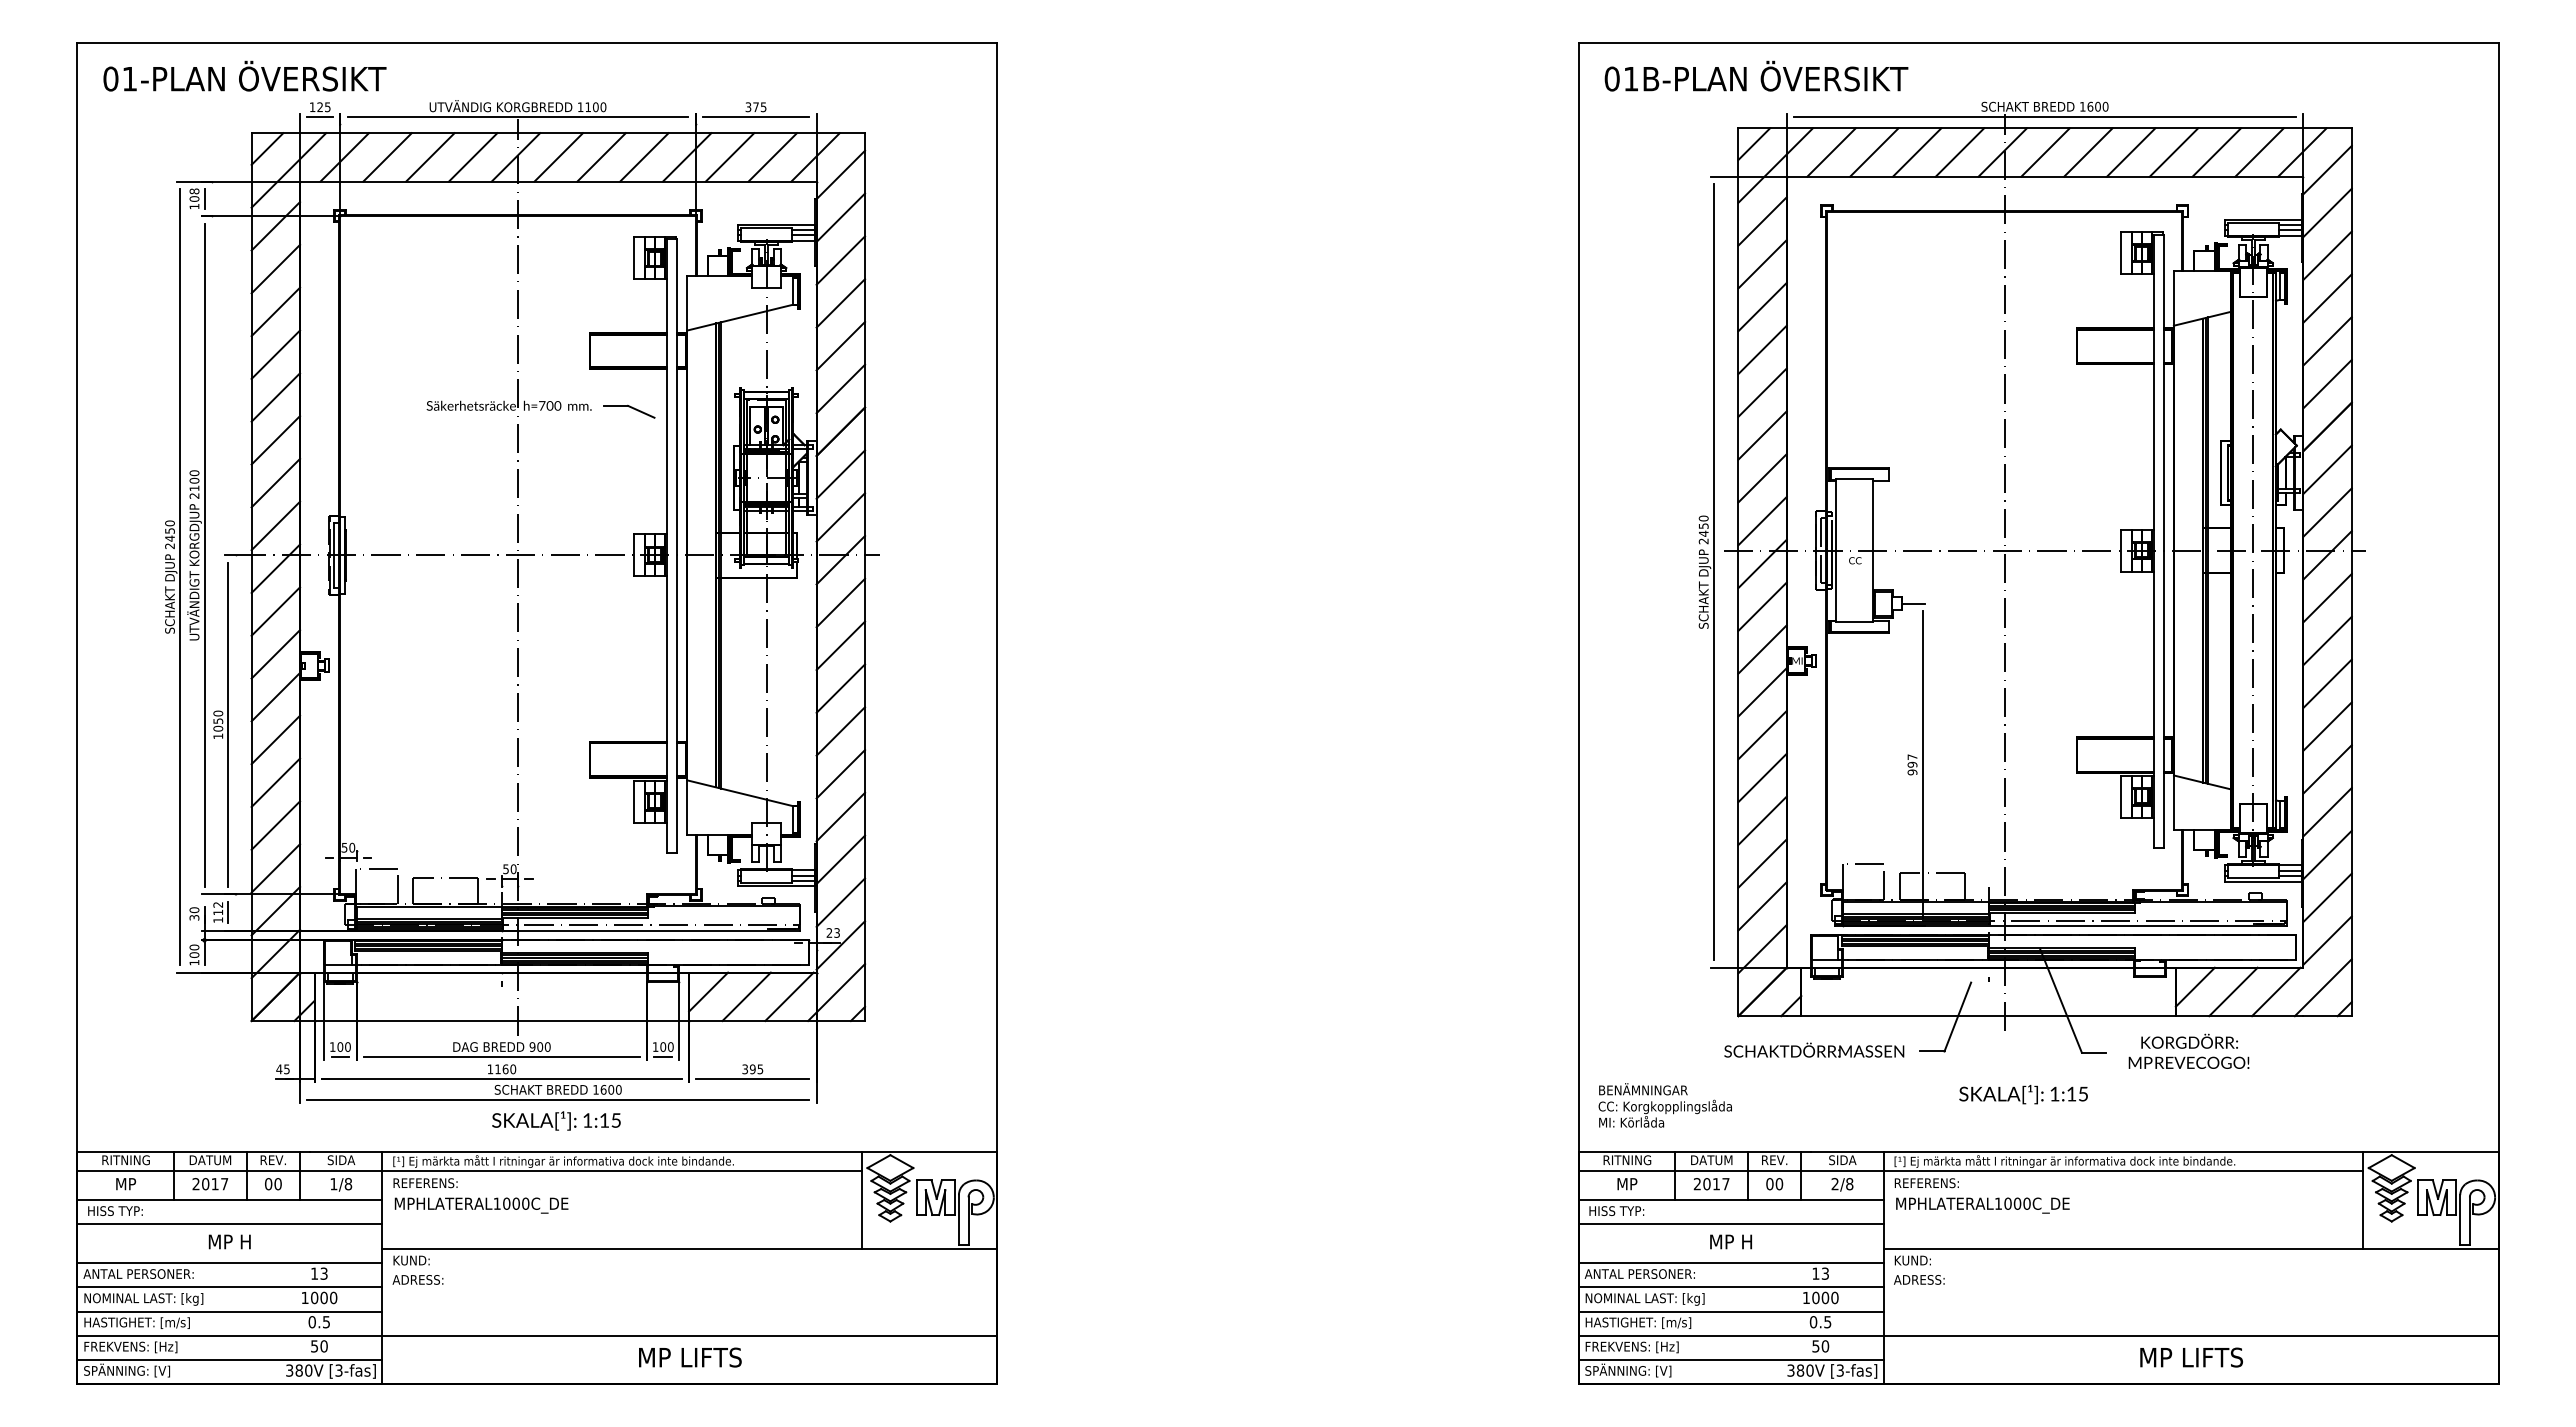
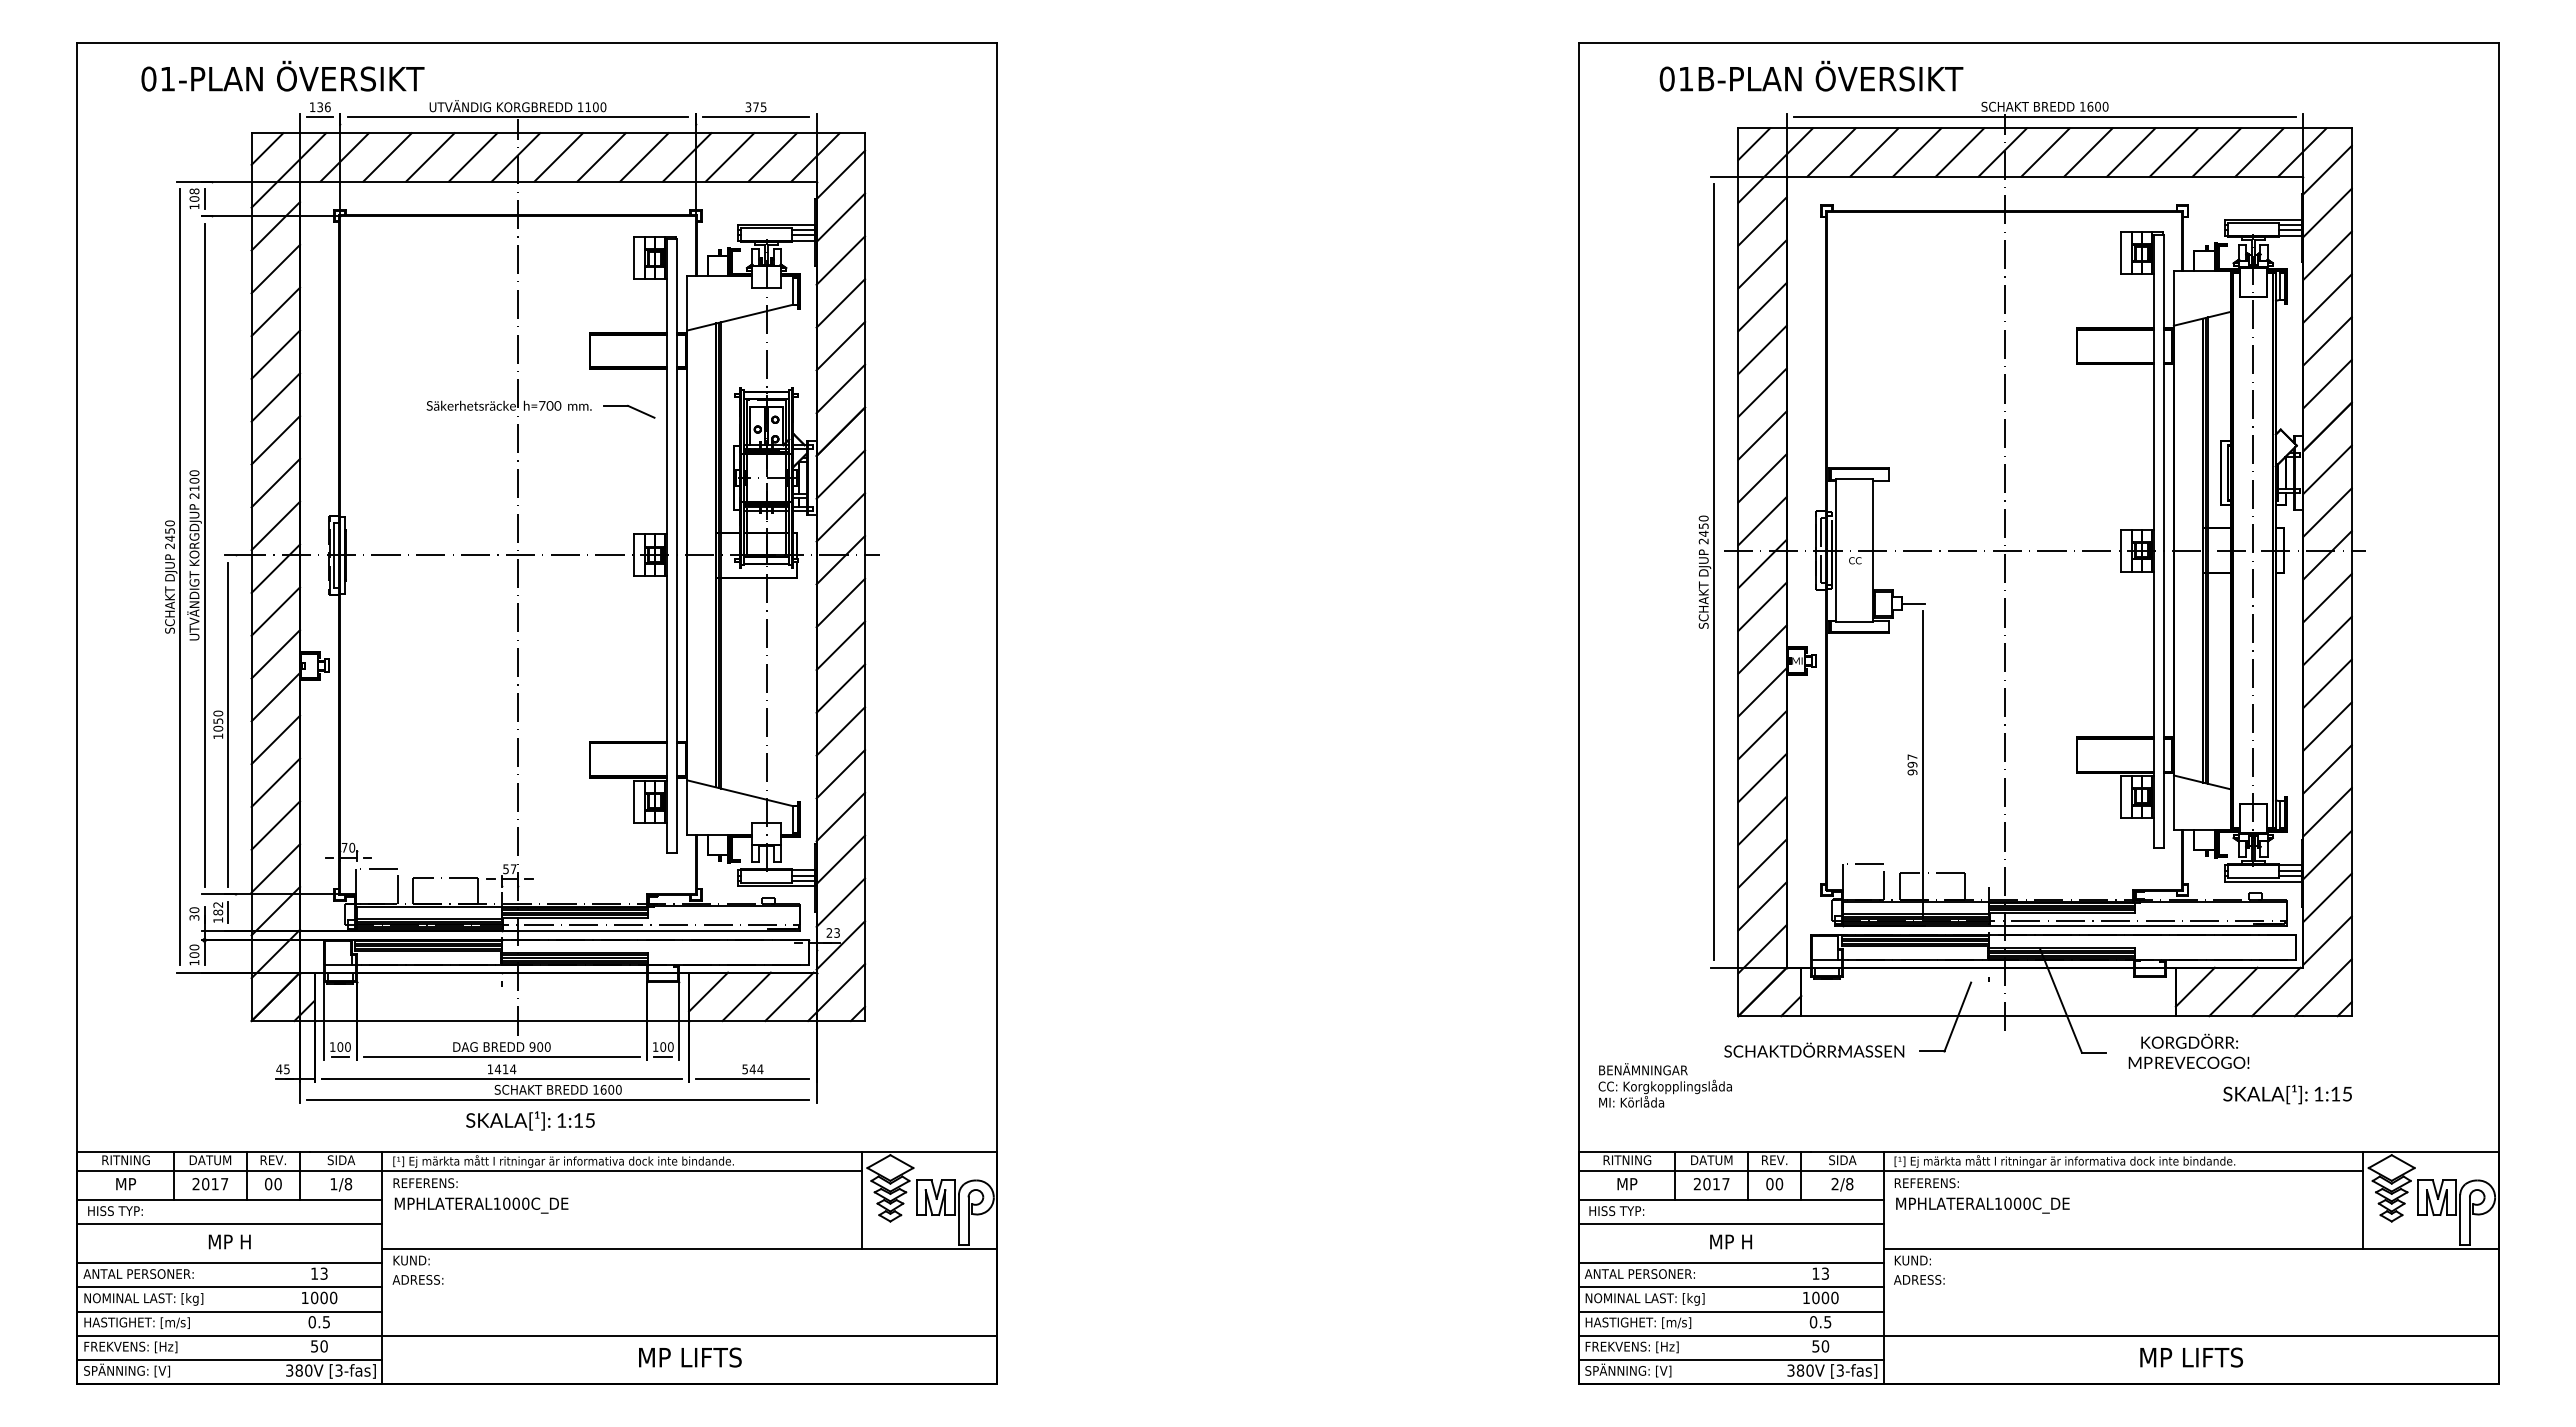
text position: (244, 75) -> (282, 75) (282, 75)
text position: (1756, 75) -> (1811, 75) (1811, 75)
text: 125 -> 136 (323, 107)
text: 50 -> 70 (344, 847)
text: 50 -> 57 (513, 869)
text: 112 -> 182 (218, 912)
text: 1160 -> 1414 (505, 1069)
text: 395 -> 544 (752, 1069)
text position: (2023, 1094) -> (2287, 1094) (2287, 1094)
text position: (1664, 1105) -> (1664, 1085) (1664, 1085)
text position: (556, 1120) -> (530, 1120) (530, 1120)
